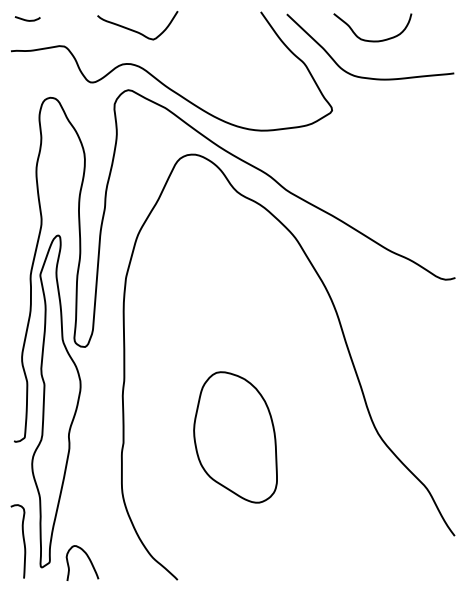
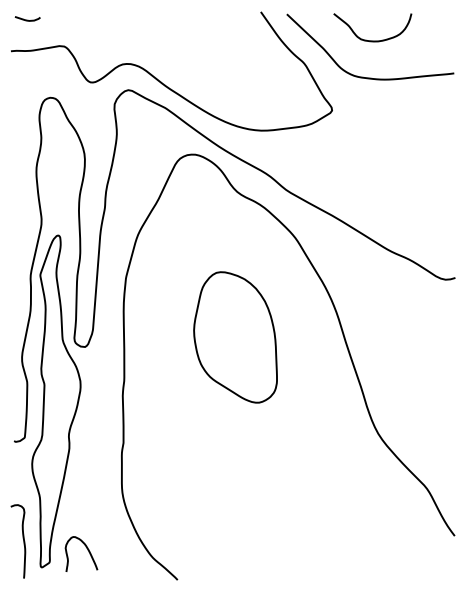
curve: present -> none (135, 30)
part position: (235, 437) -> (235, 337) (235, 337)
curve position: (88, 559) -> (87, 550) (87, 550)
